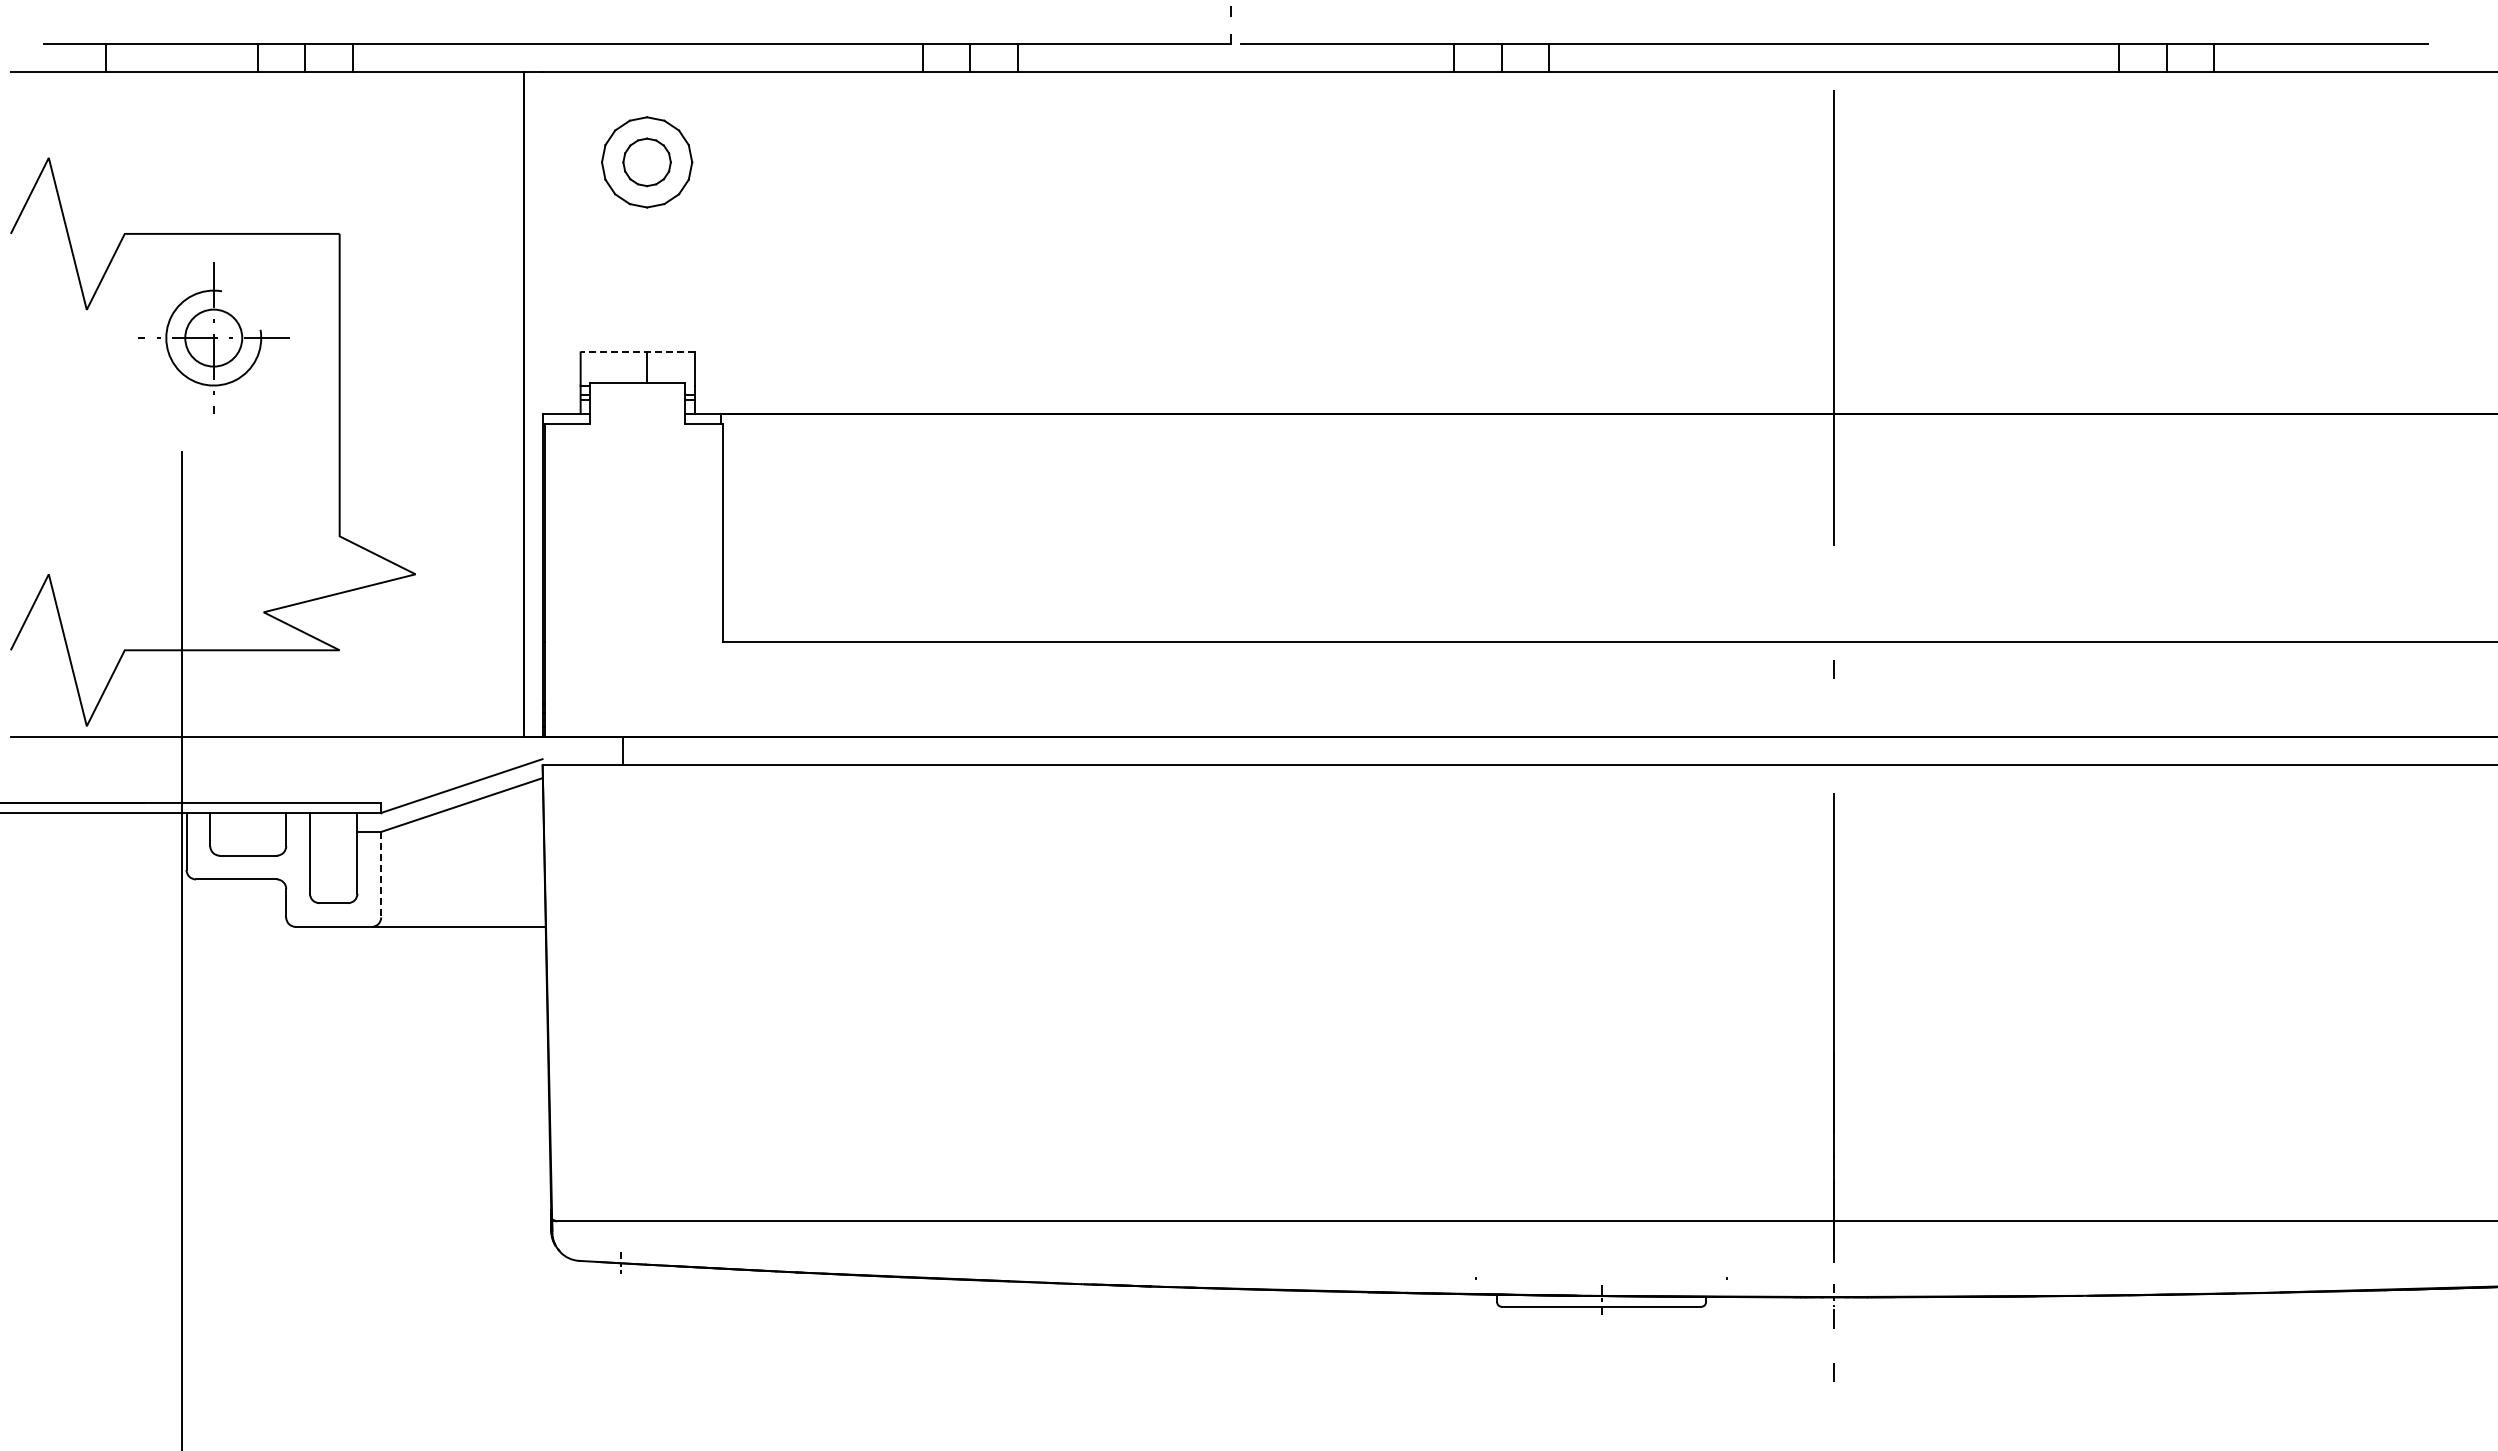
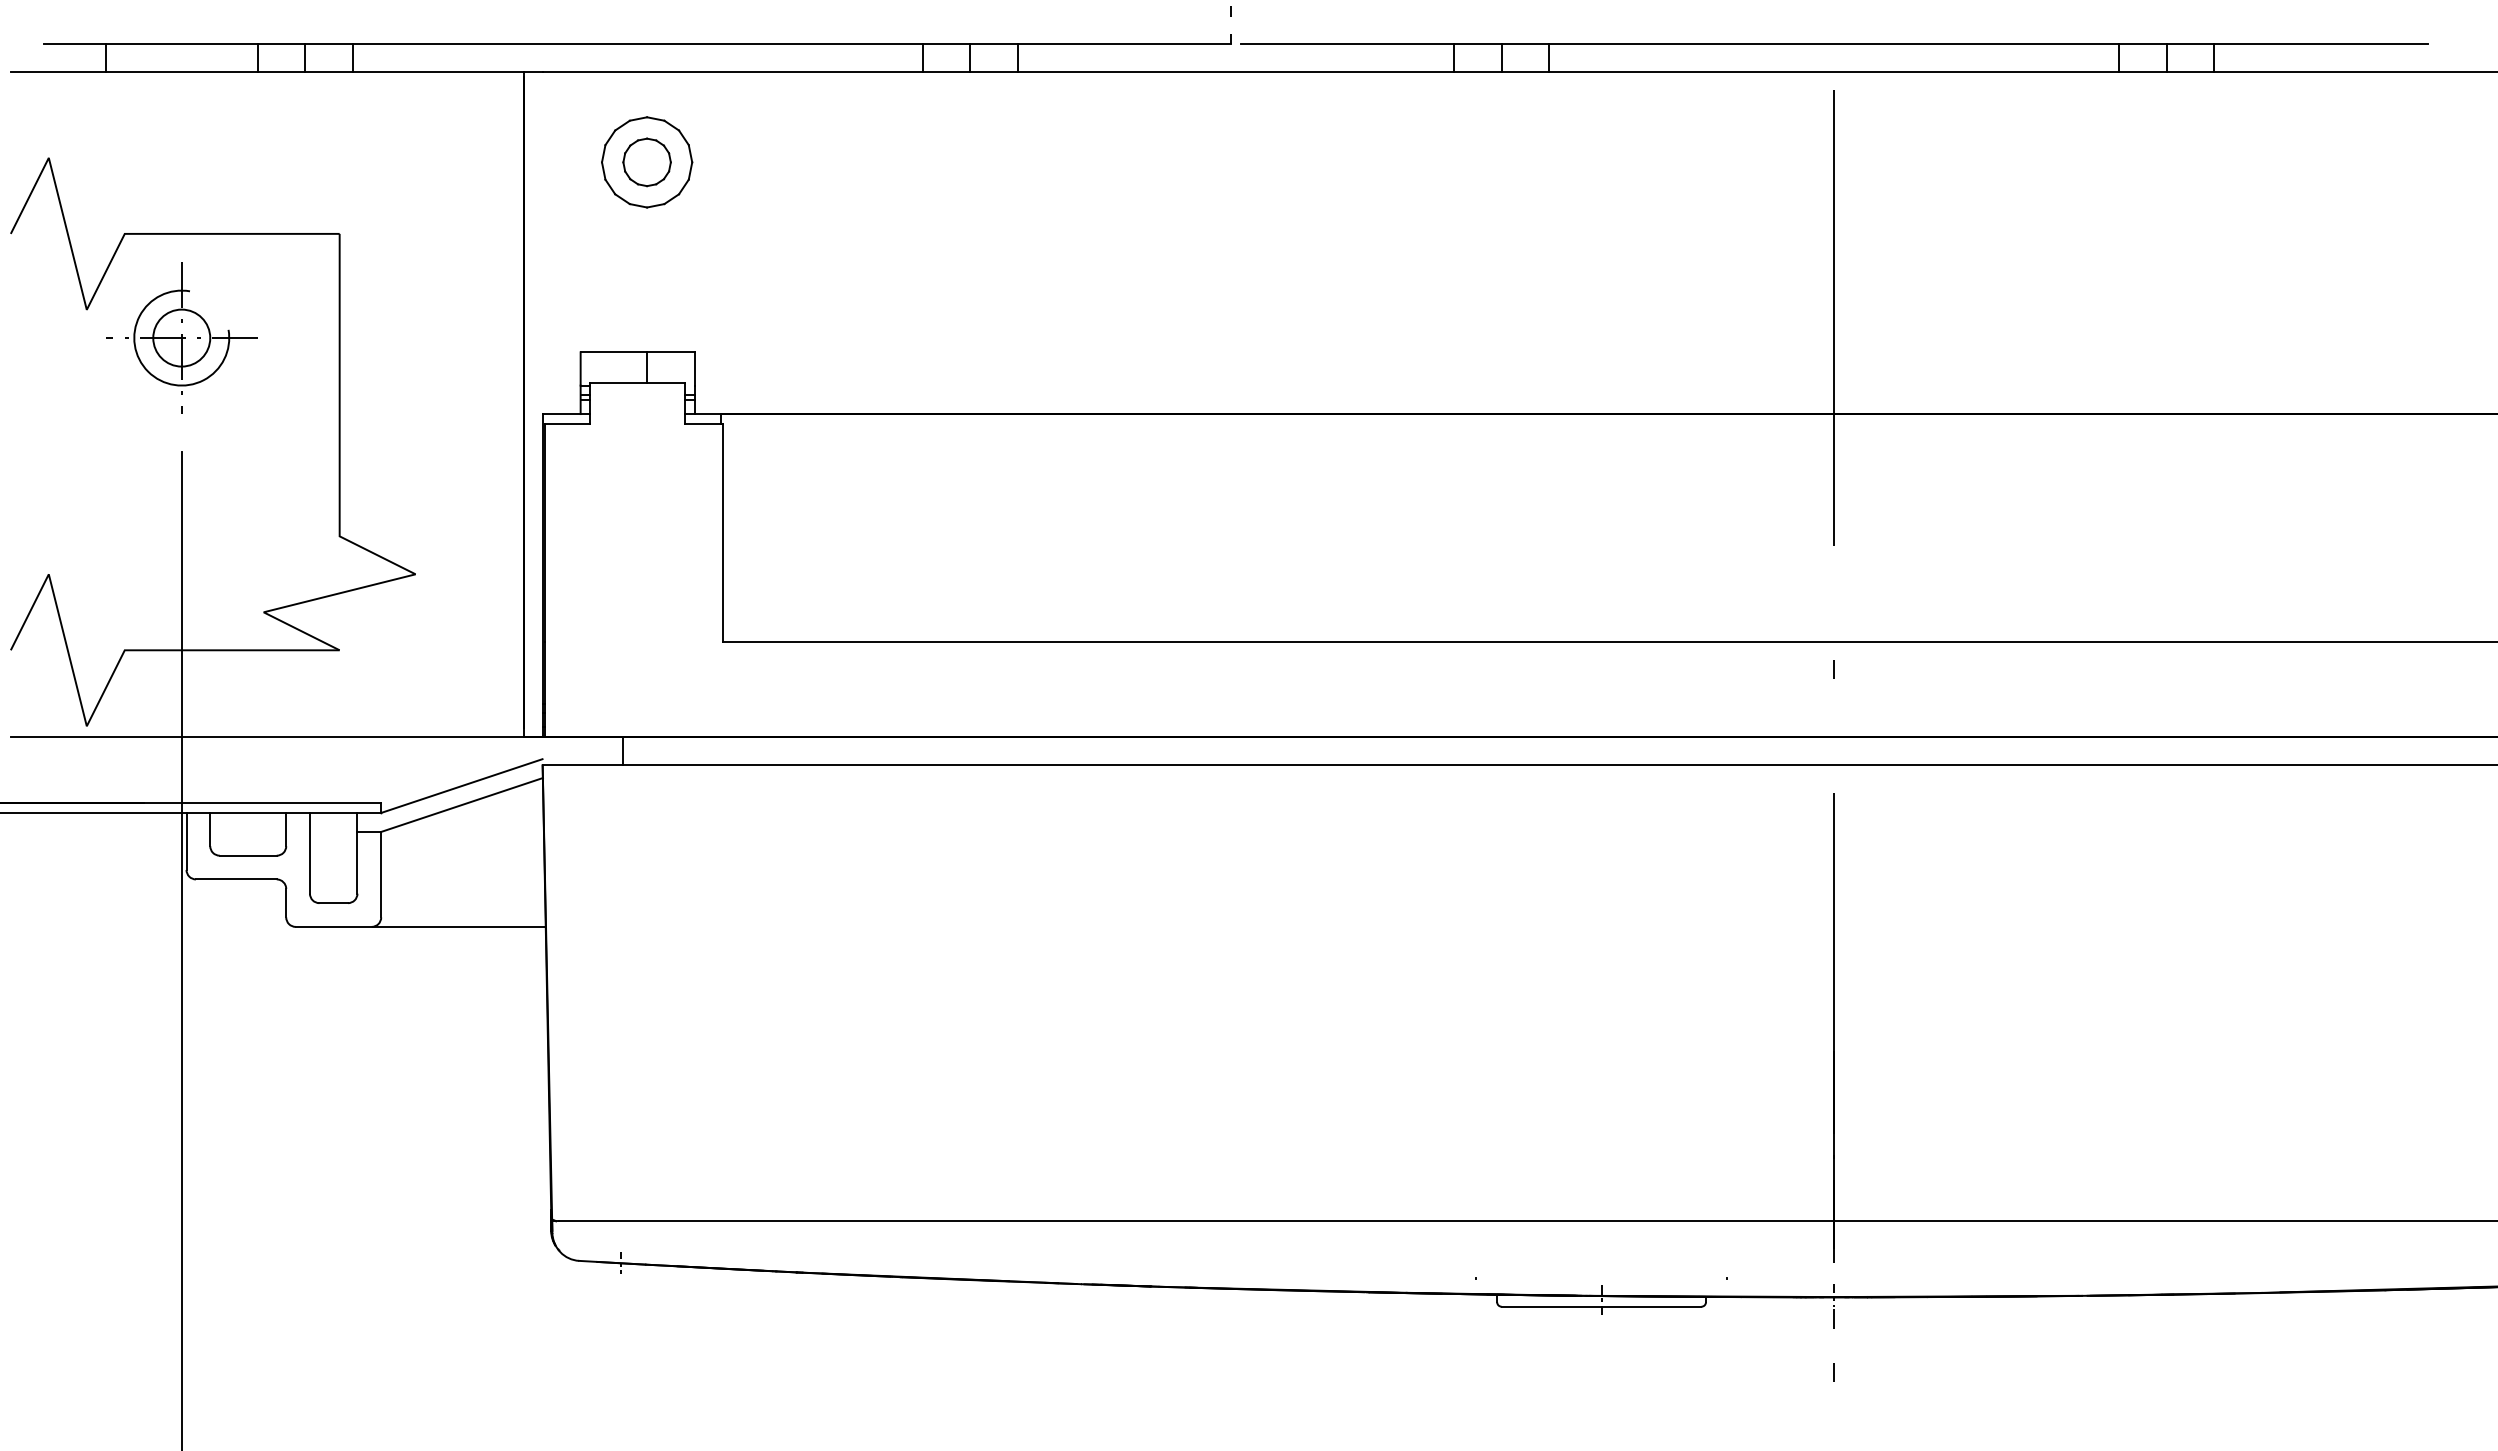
part position: (213, 337) -> (181, 337) (181, 337)
line: dashed -> solid (637, 352)
line: dashed -> solid (381, 874)
